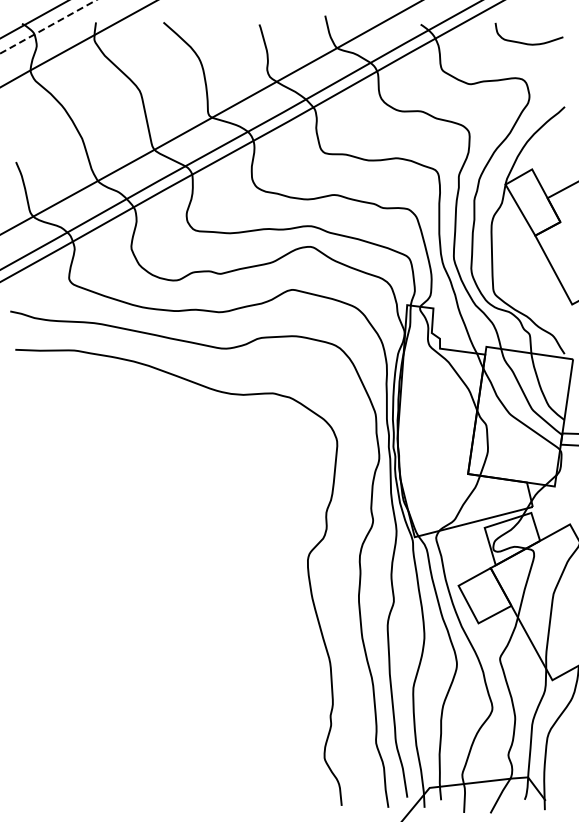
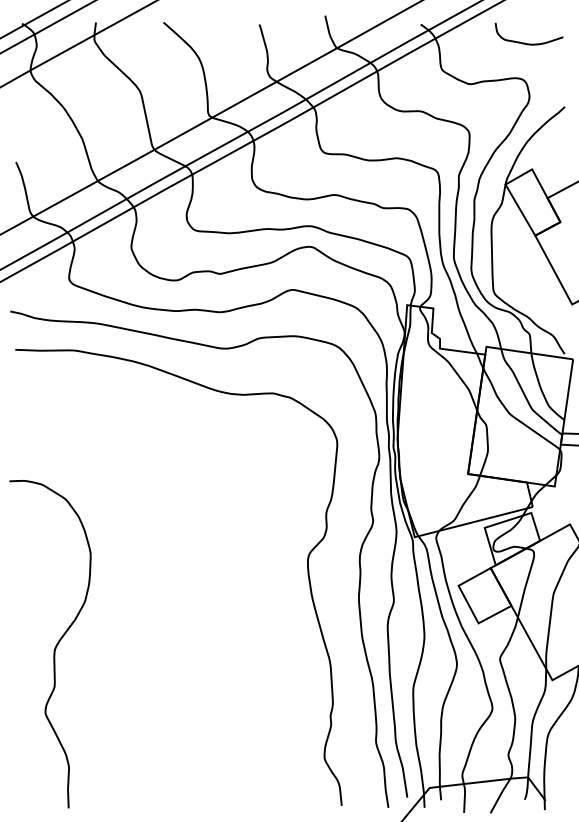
line: dashed -> solid (48, 26)
curve: none -> present (54, 647)
